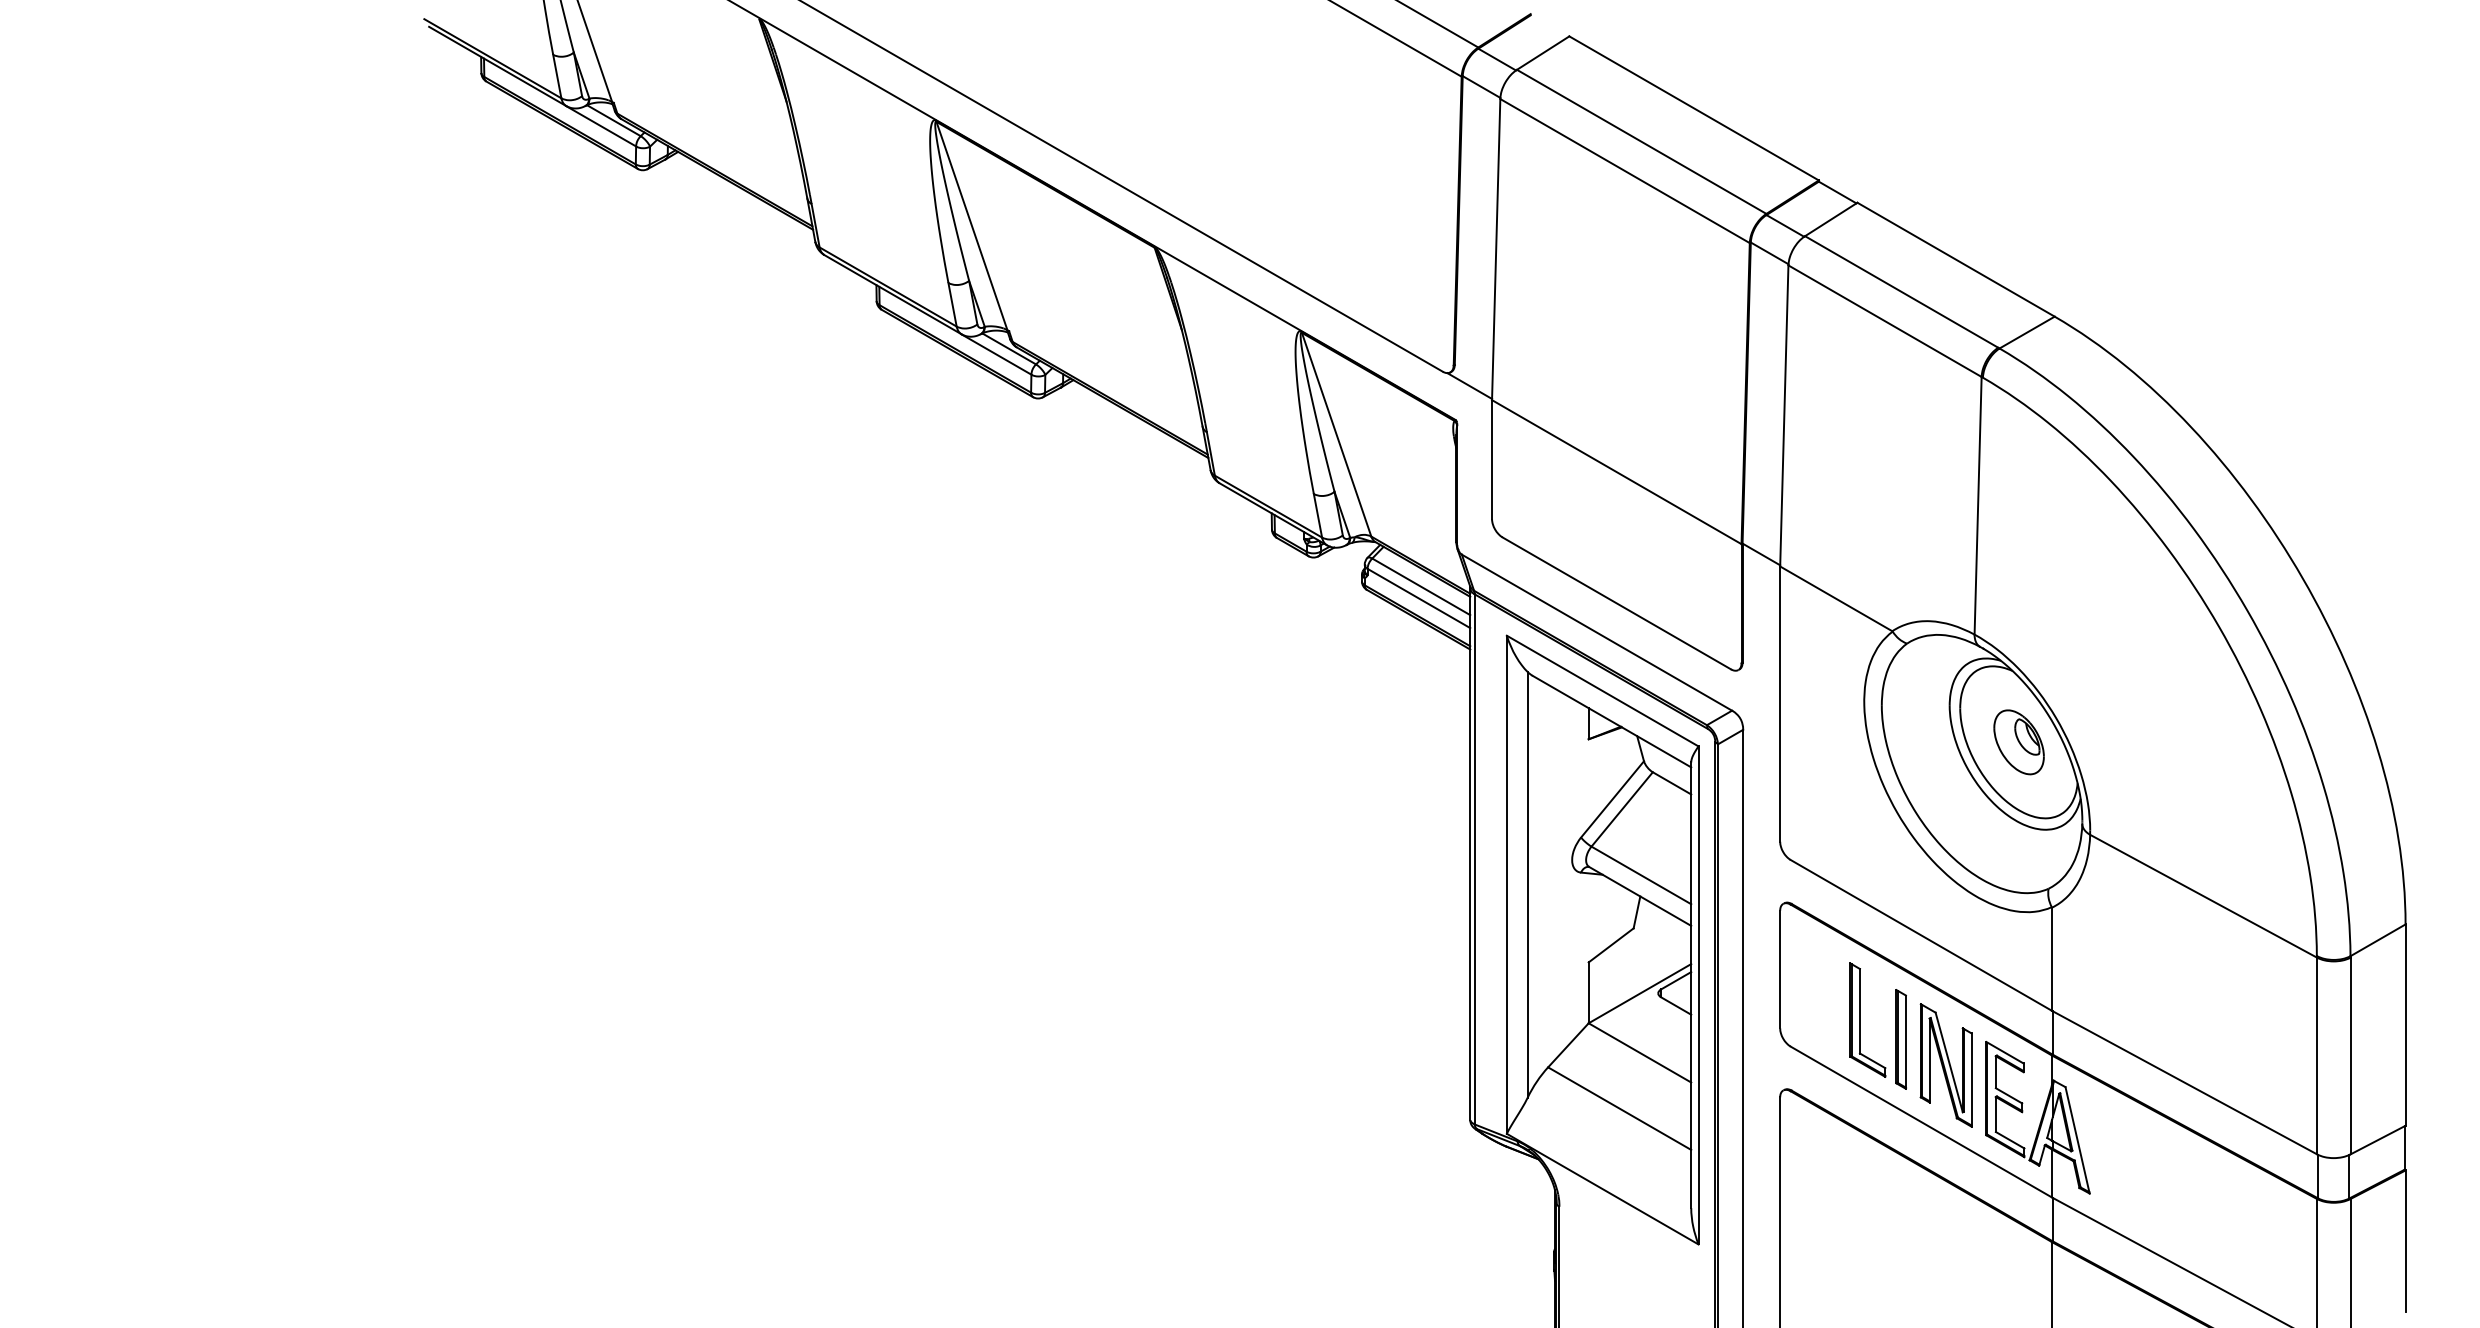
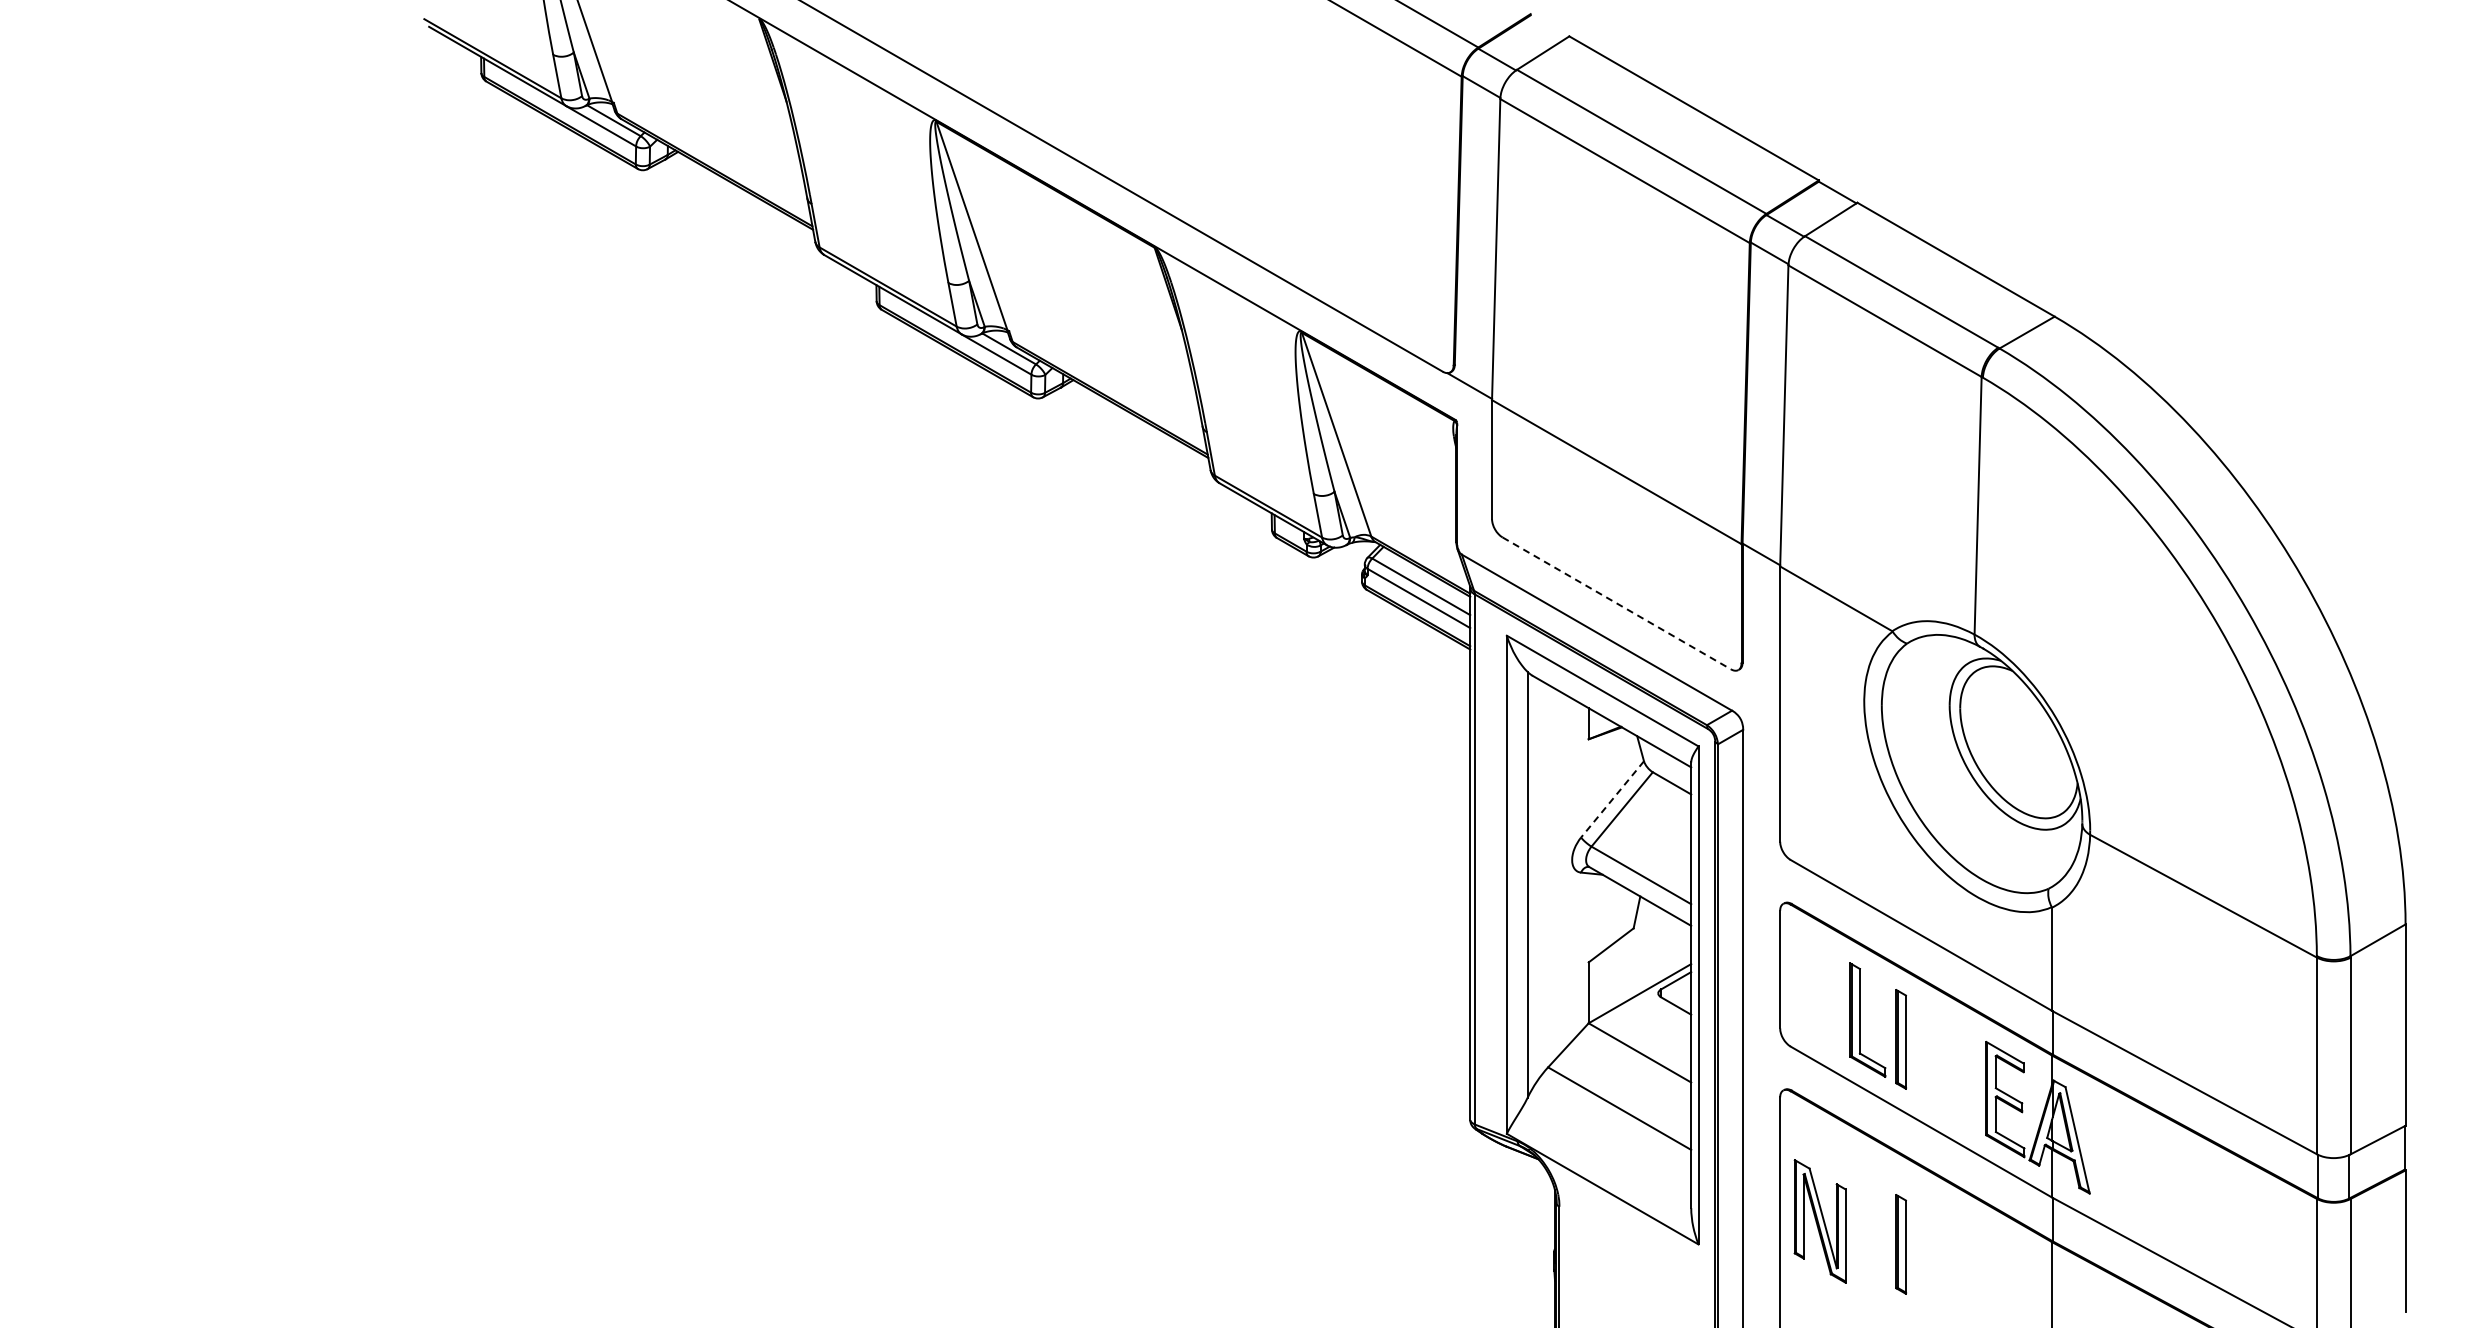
line: solid -> dashed (1616, 603)
part: present -> none (2018, 742)
line: solid -> dashed (1612, 799)
part position: (1945, 1065) -> (1819, 1221) (1819, 1221)
part: none -> present (1900, 1244)
